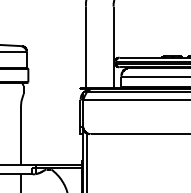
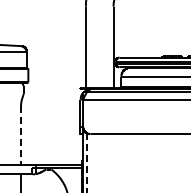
line: solid -> dashed (21, 136)
line: solid -> dashed (87, 163)
